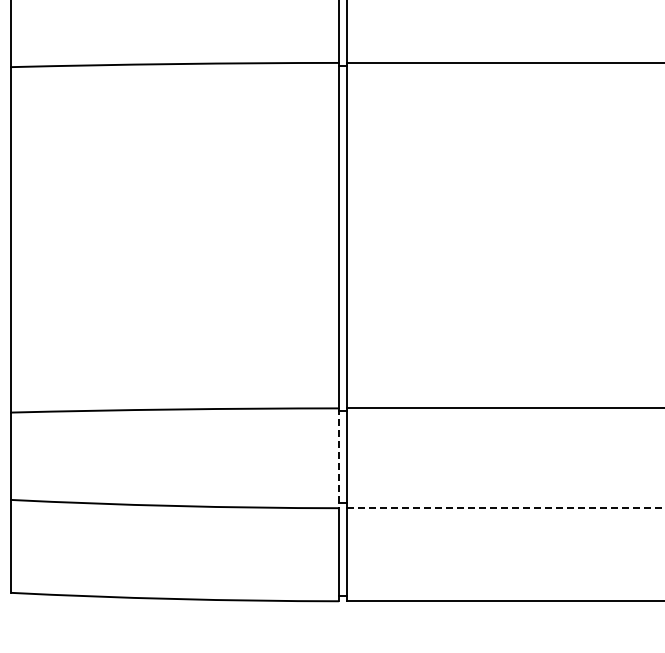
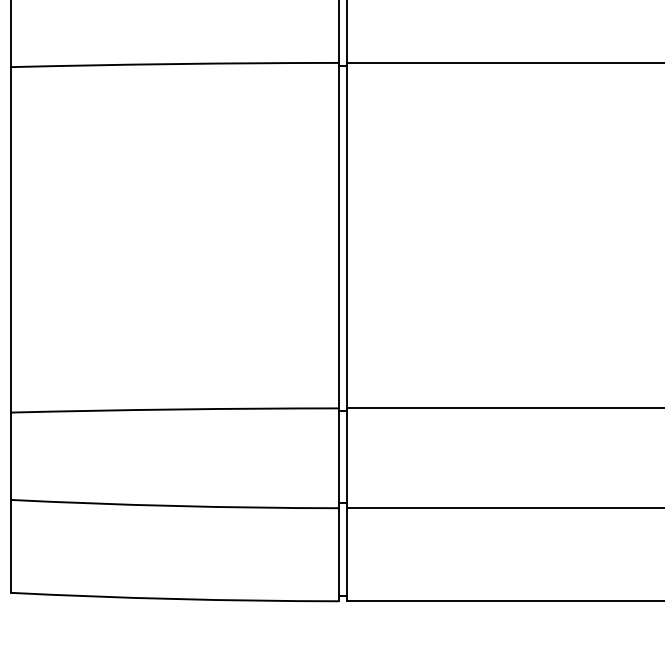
line: dashed -> solid (338, 458)
line: dashed -> solid (506, 508)
